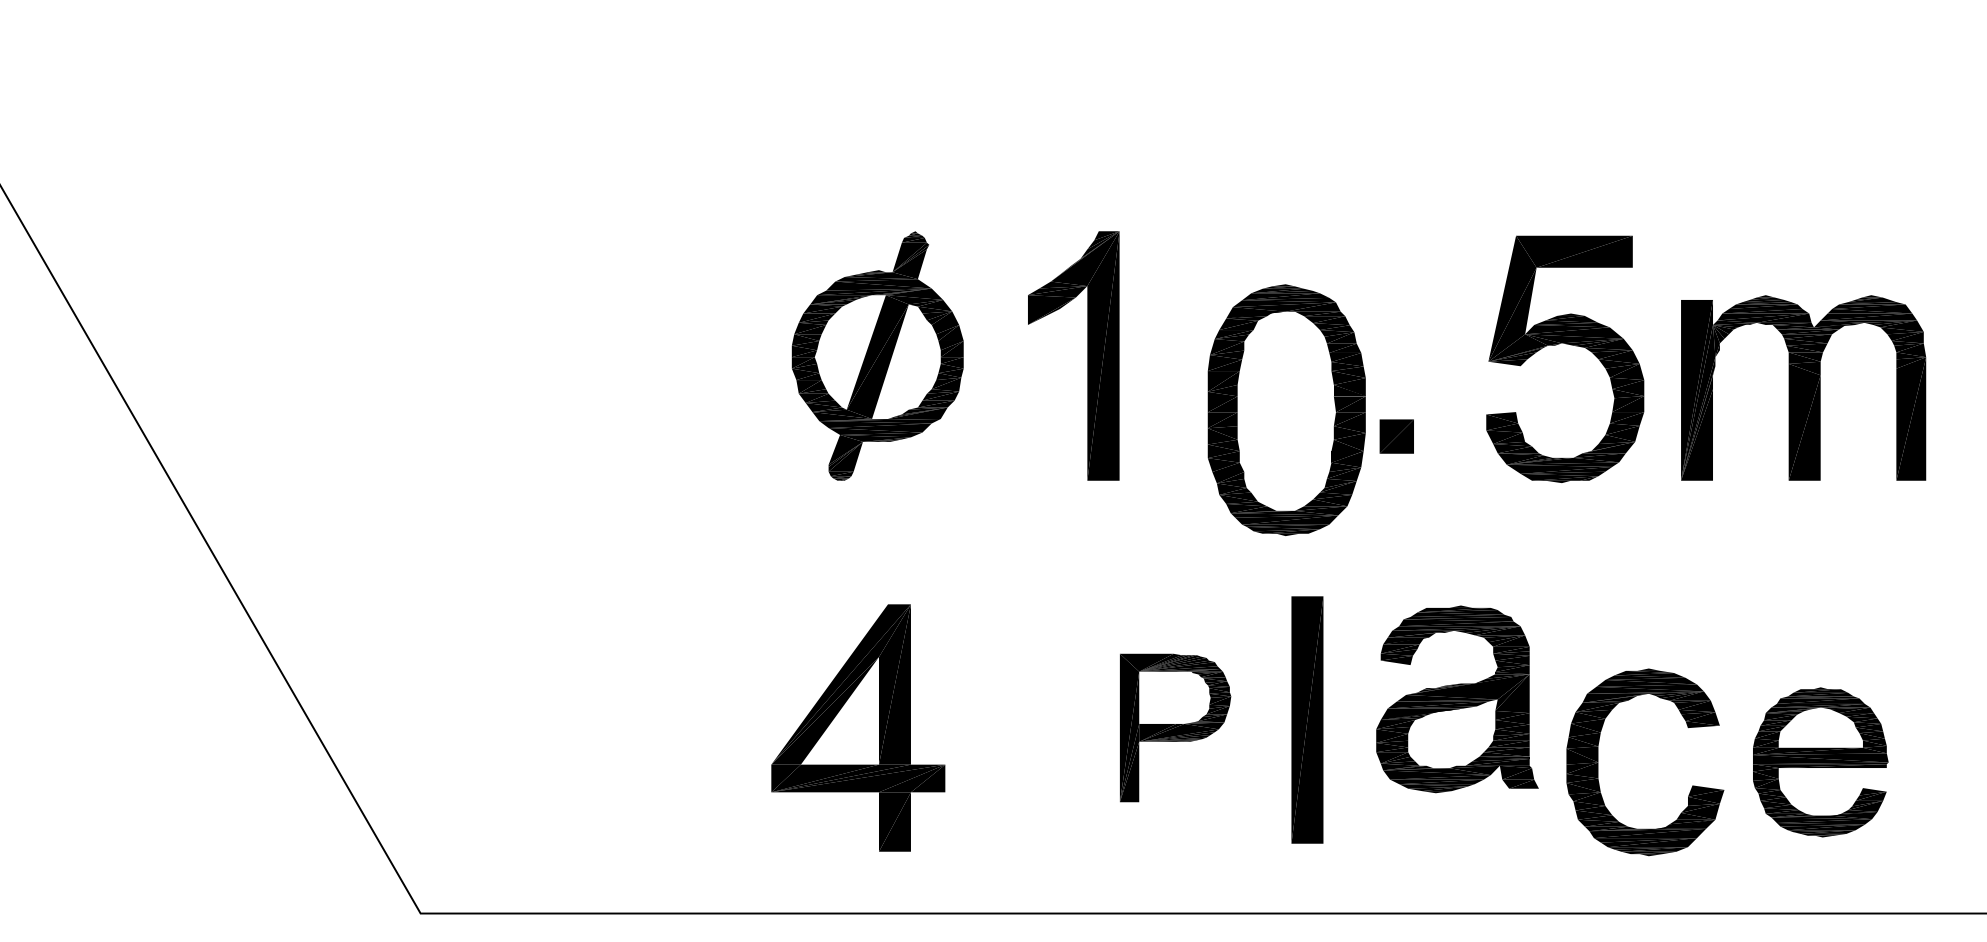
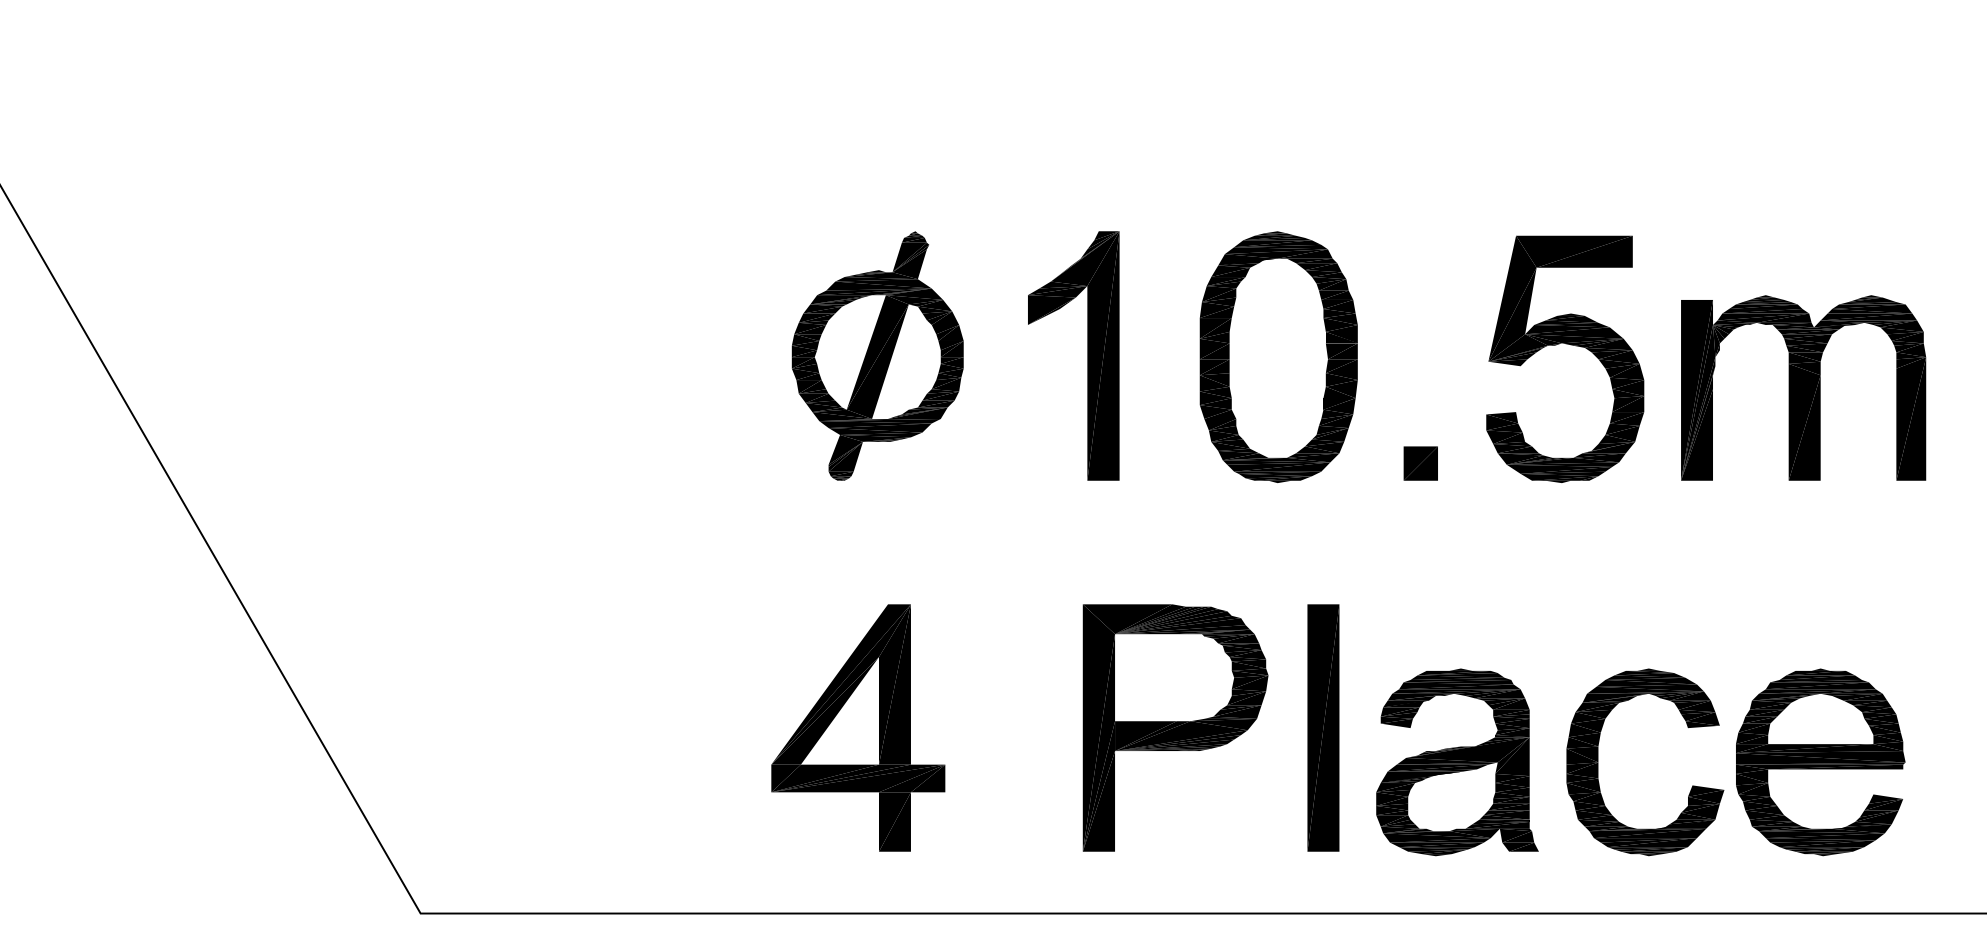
part position: (1286, 409) -> (1278, 356) (1278, 356)
part position: (1396, 436) -> (1420, 463) (1420, 463)
part position: (1457, 699) -> (1457, 762) (1457, 762)
part position: (1307, 719) -> (1323, 727) (1323, 727)
part size: 112x150 px -> 187x248 px (1175, 727)
part size: 136x151 px -> 170x189 px (1820, 762)
